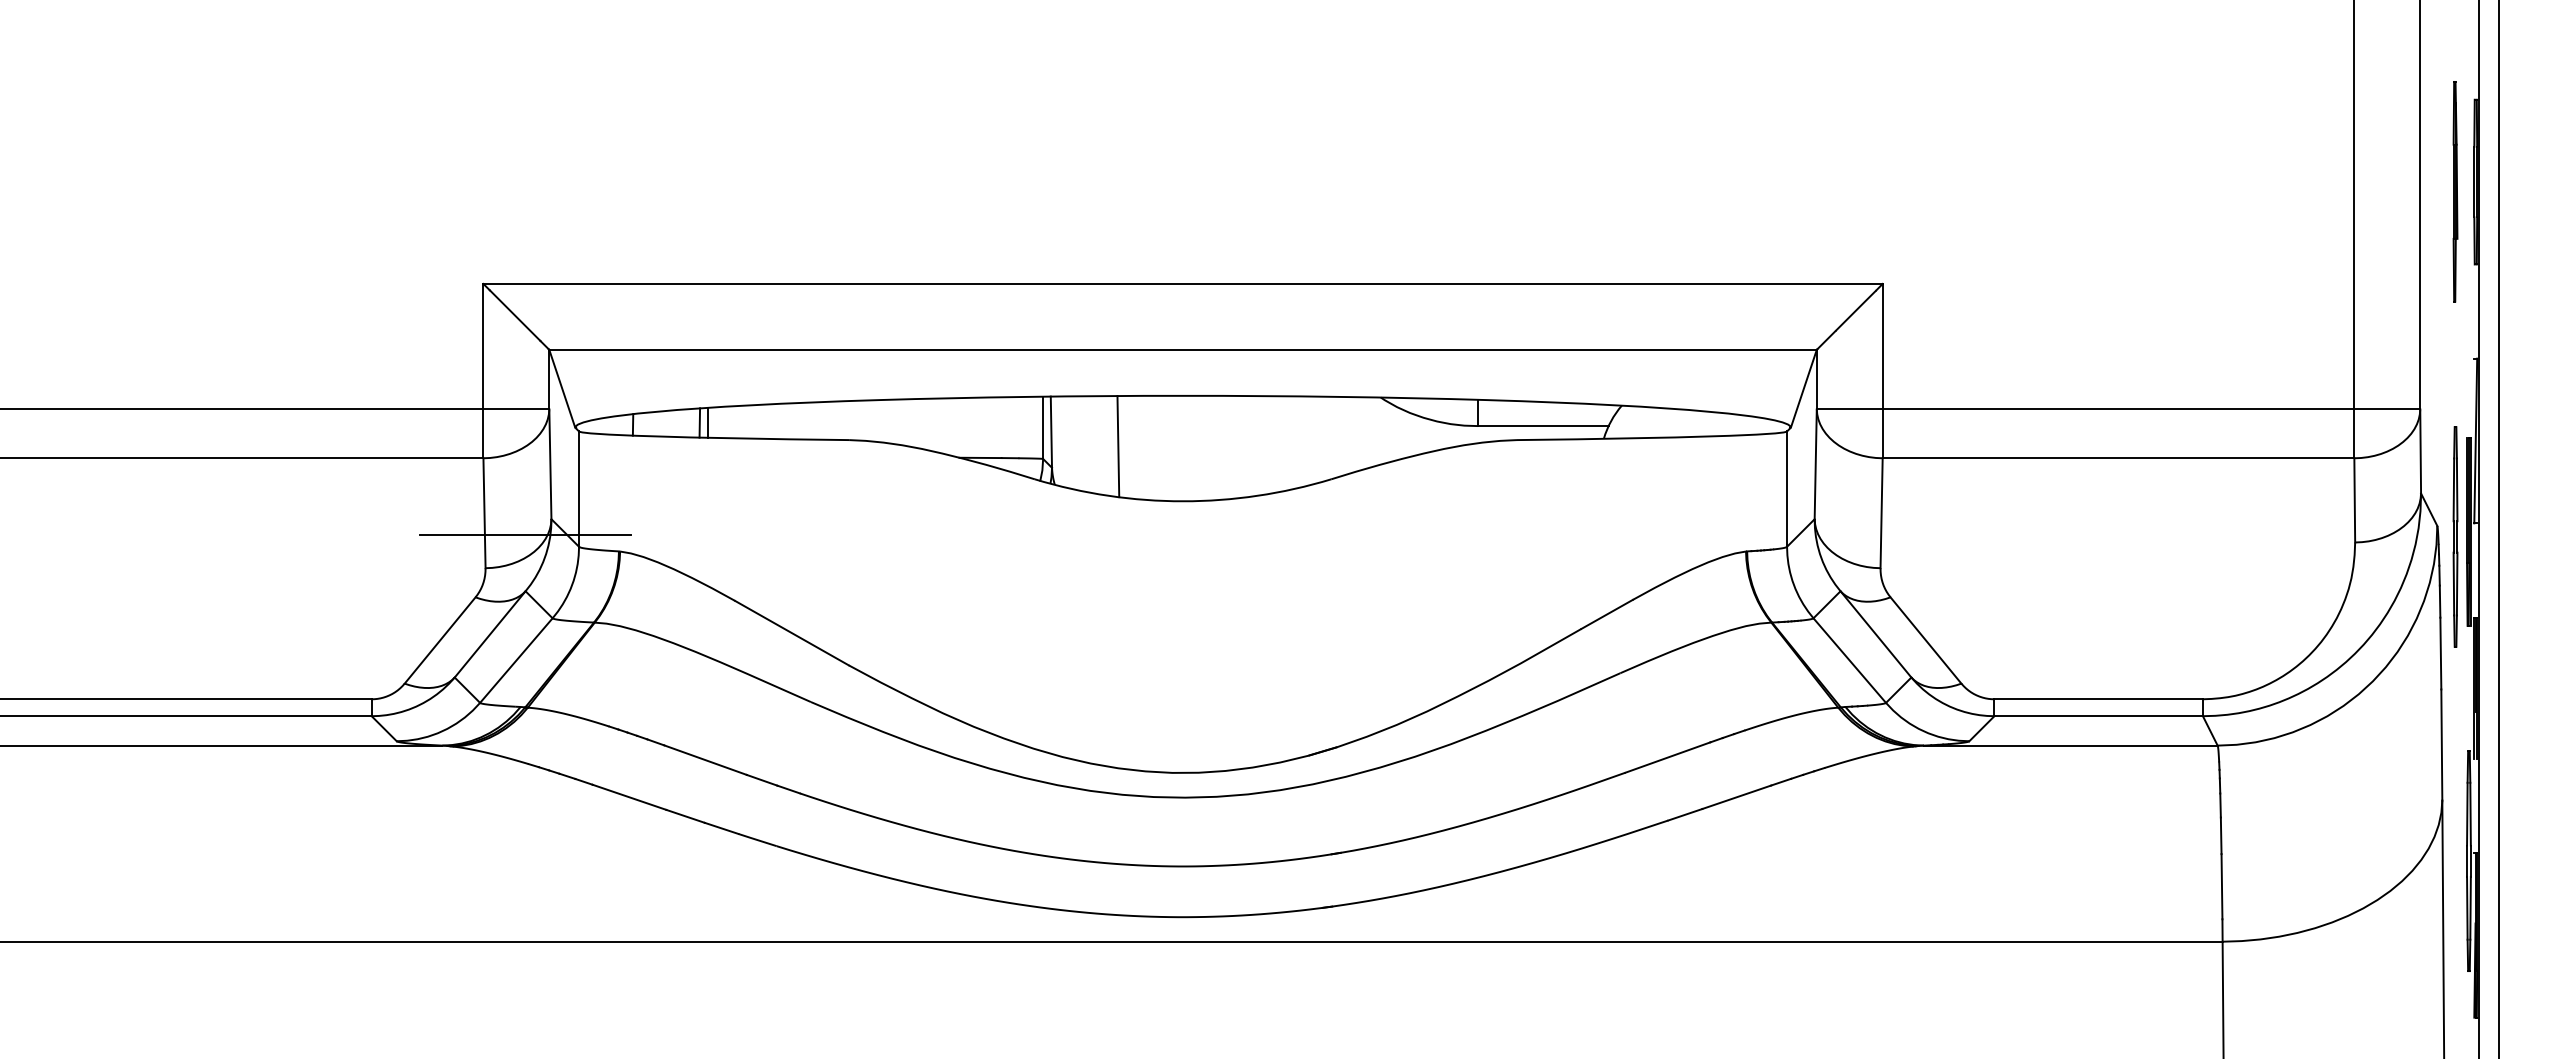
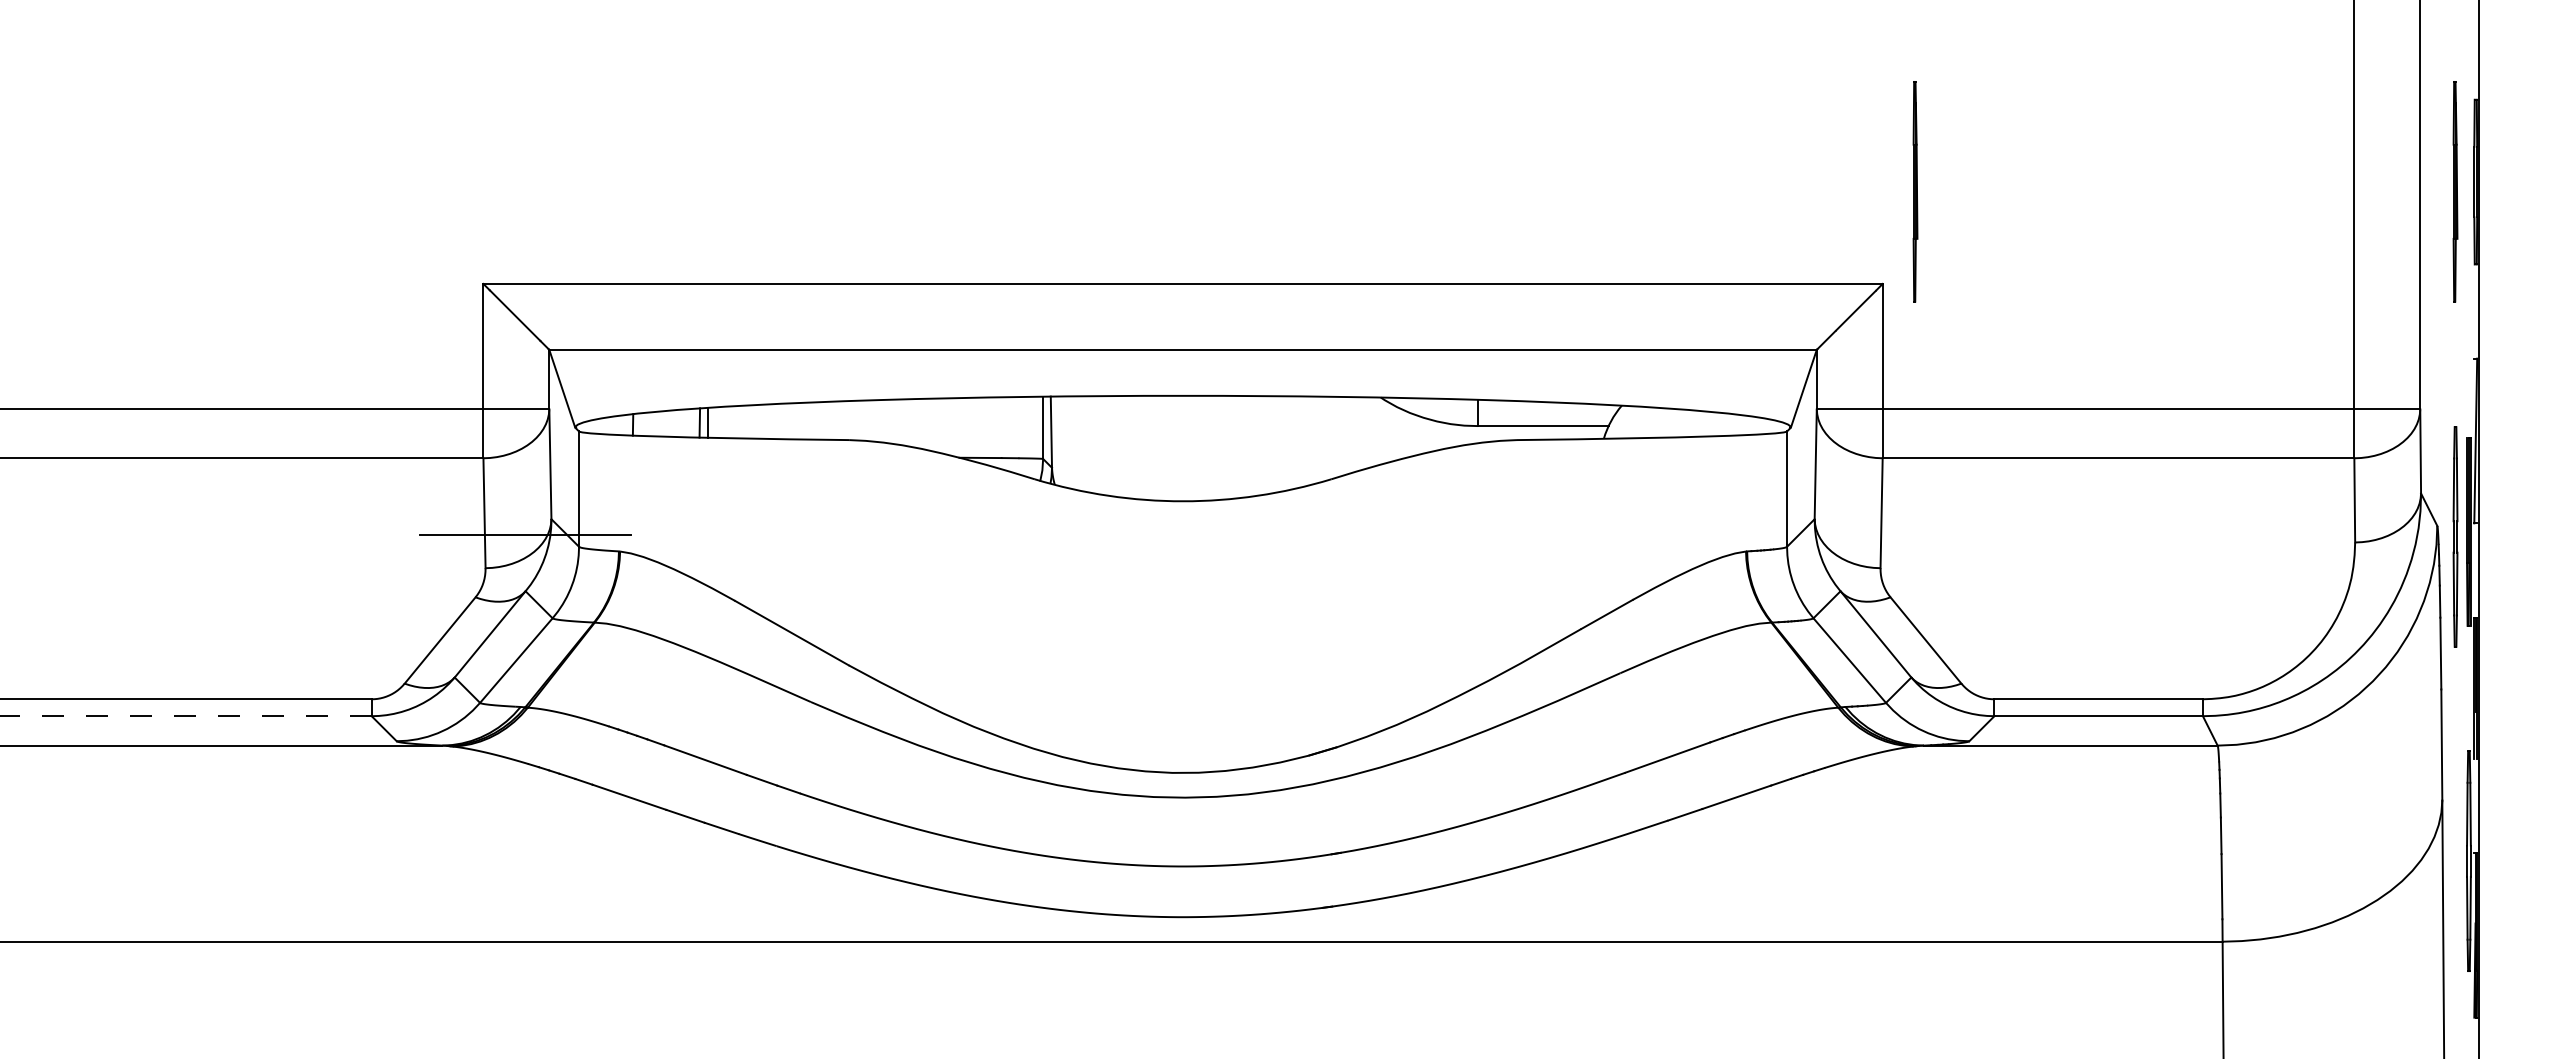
part: none -> present (1915, 191)
line: present -> none (1118, 446)
line: present -> none (2498, 528)
line: solid -> dashed (185, 716)
